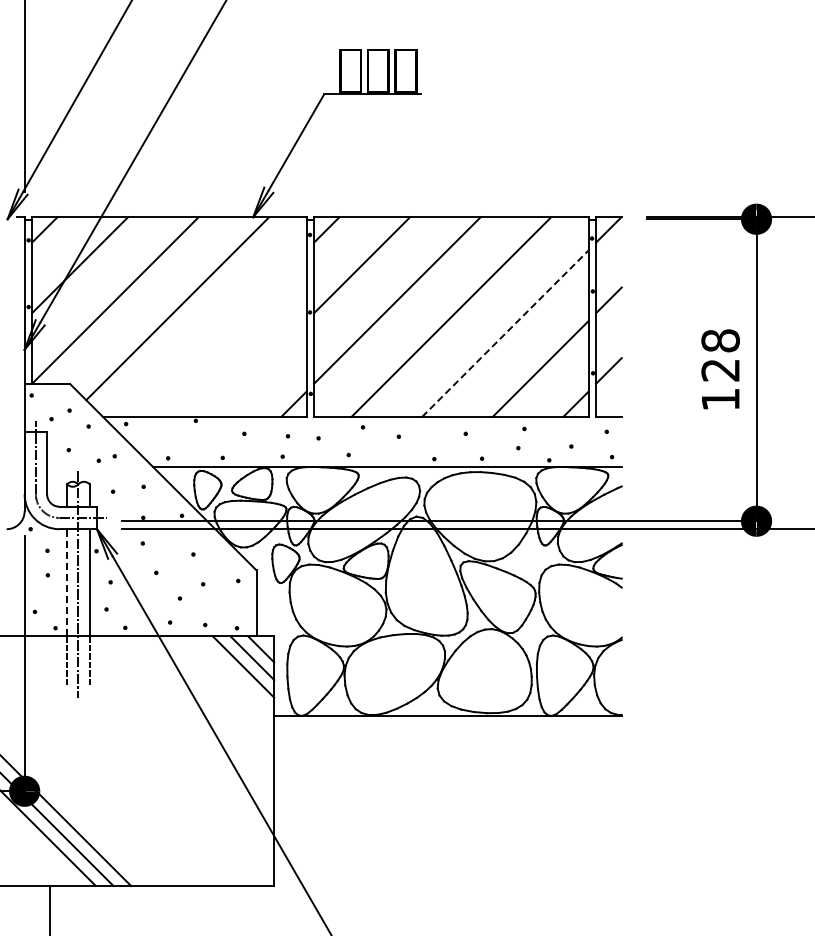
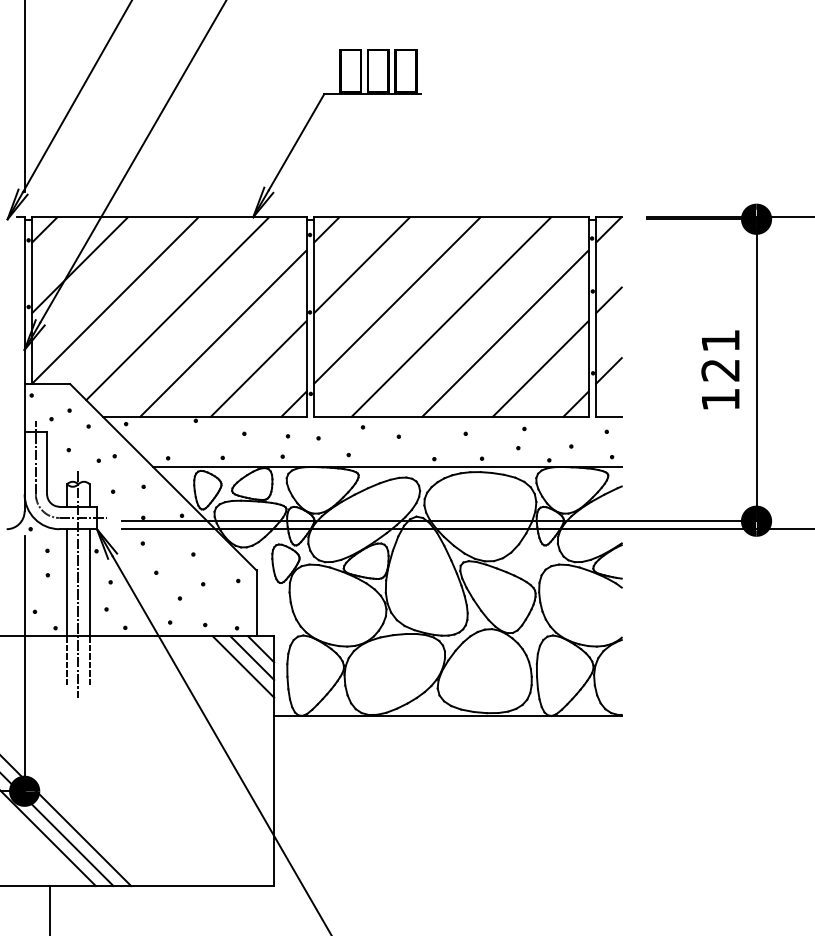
line: none -> present (223, 333)
line: dashed -> solid (505, 333)
text: 128 -> 121 (720, 340)
line: none -> present (258, 368)
line: dashed -> solid (67, 583)
